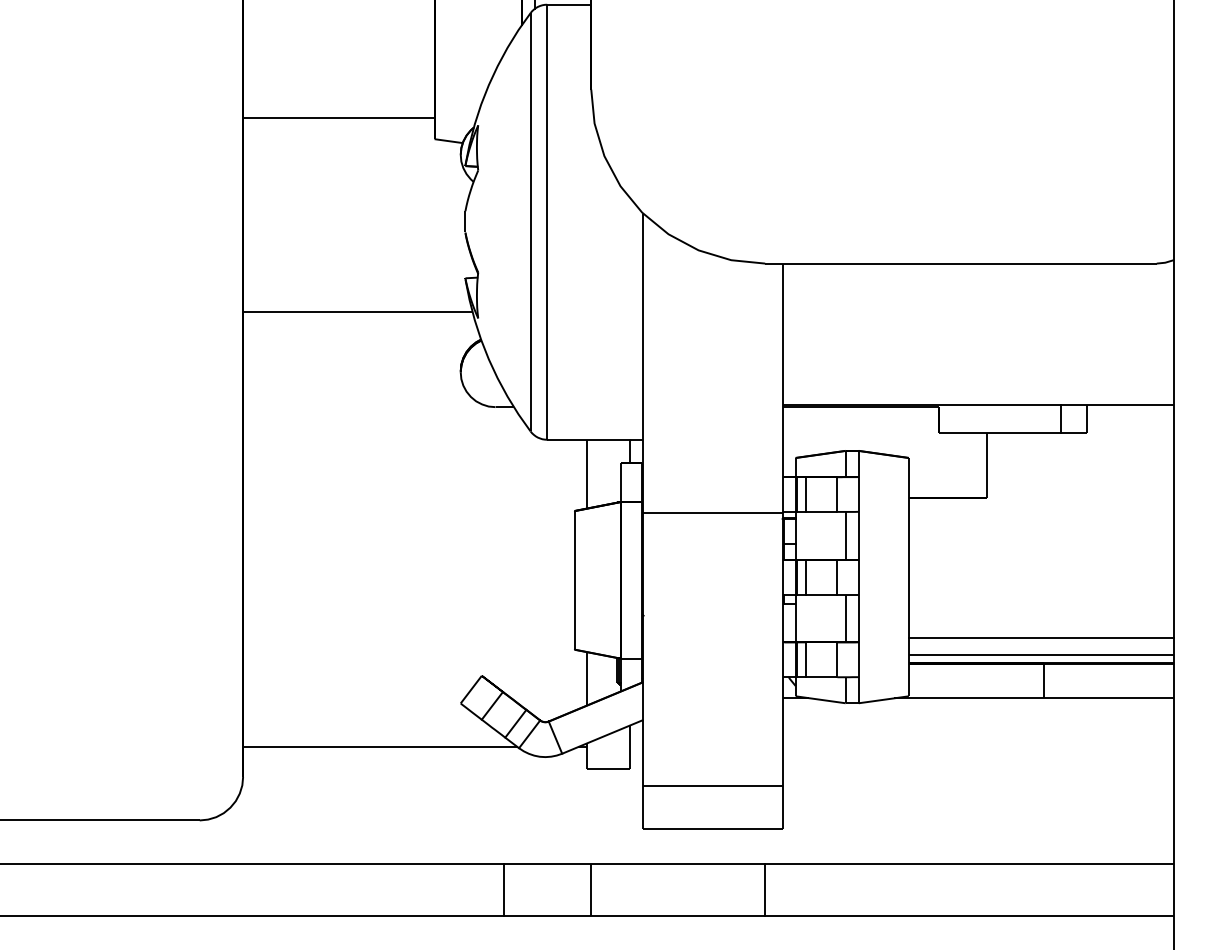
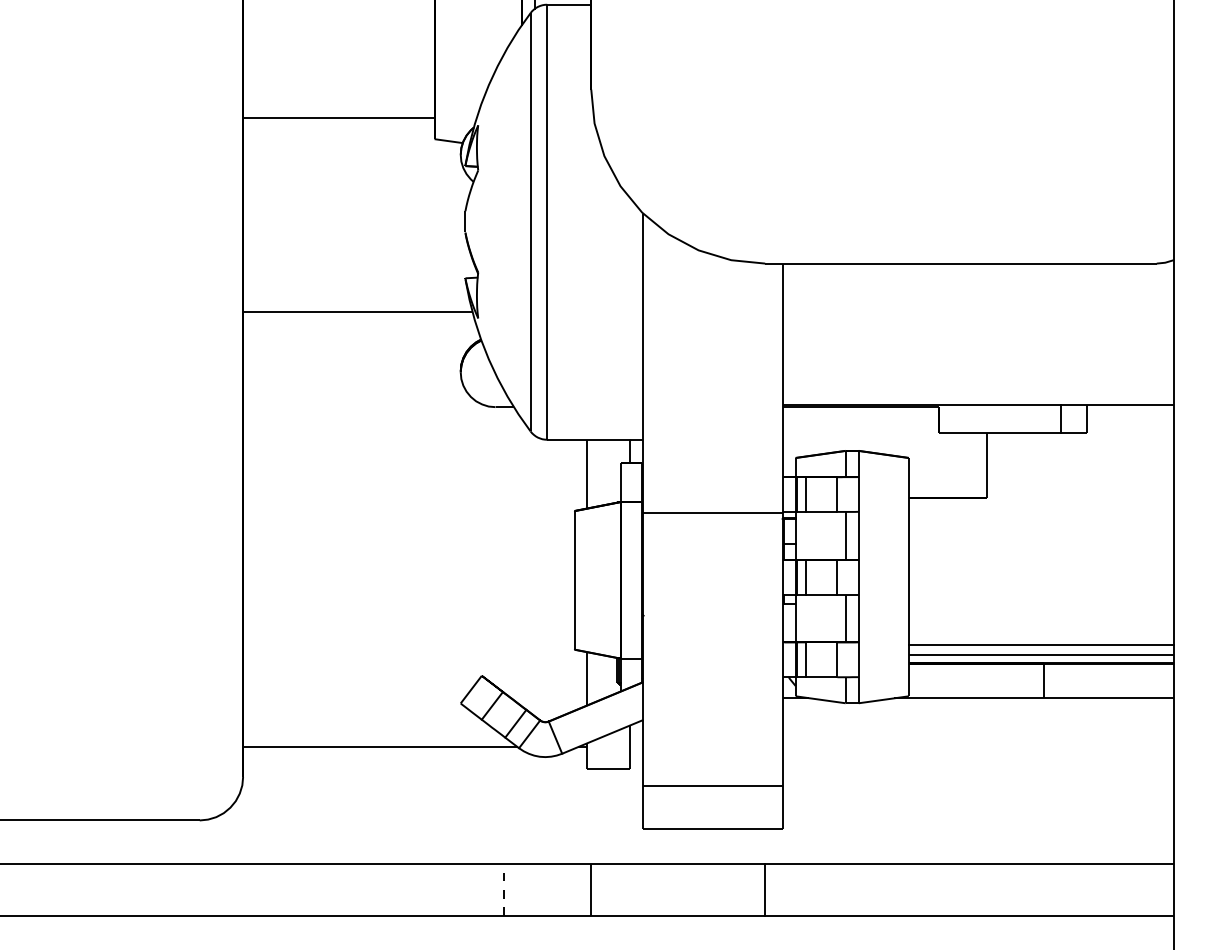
line position: (1040, 637) -> (1040, 644) (1040, 644)
line: solid -> dashed (504, 889)
